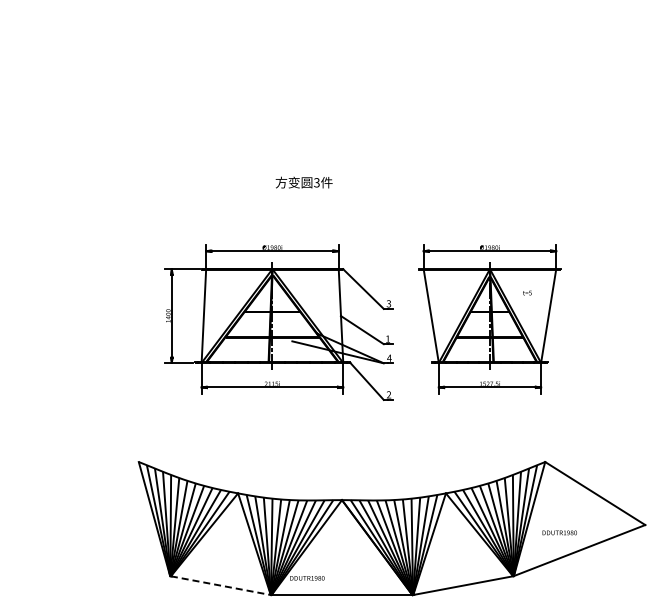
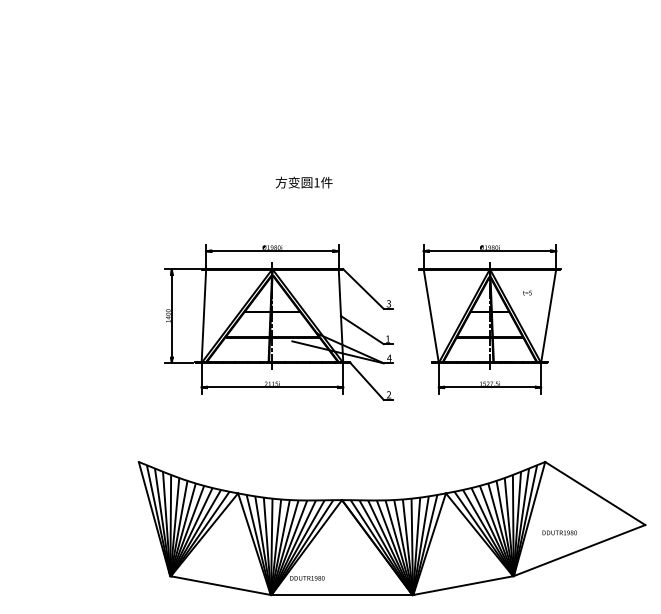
text: 3 -> 1 (316, 182)
line: dashed -> solid (220, 585)
